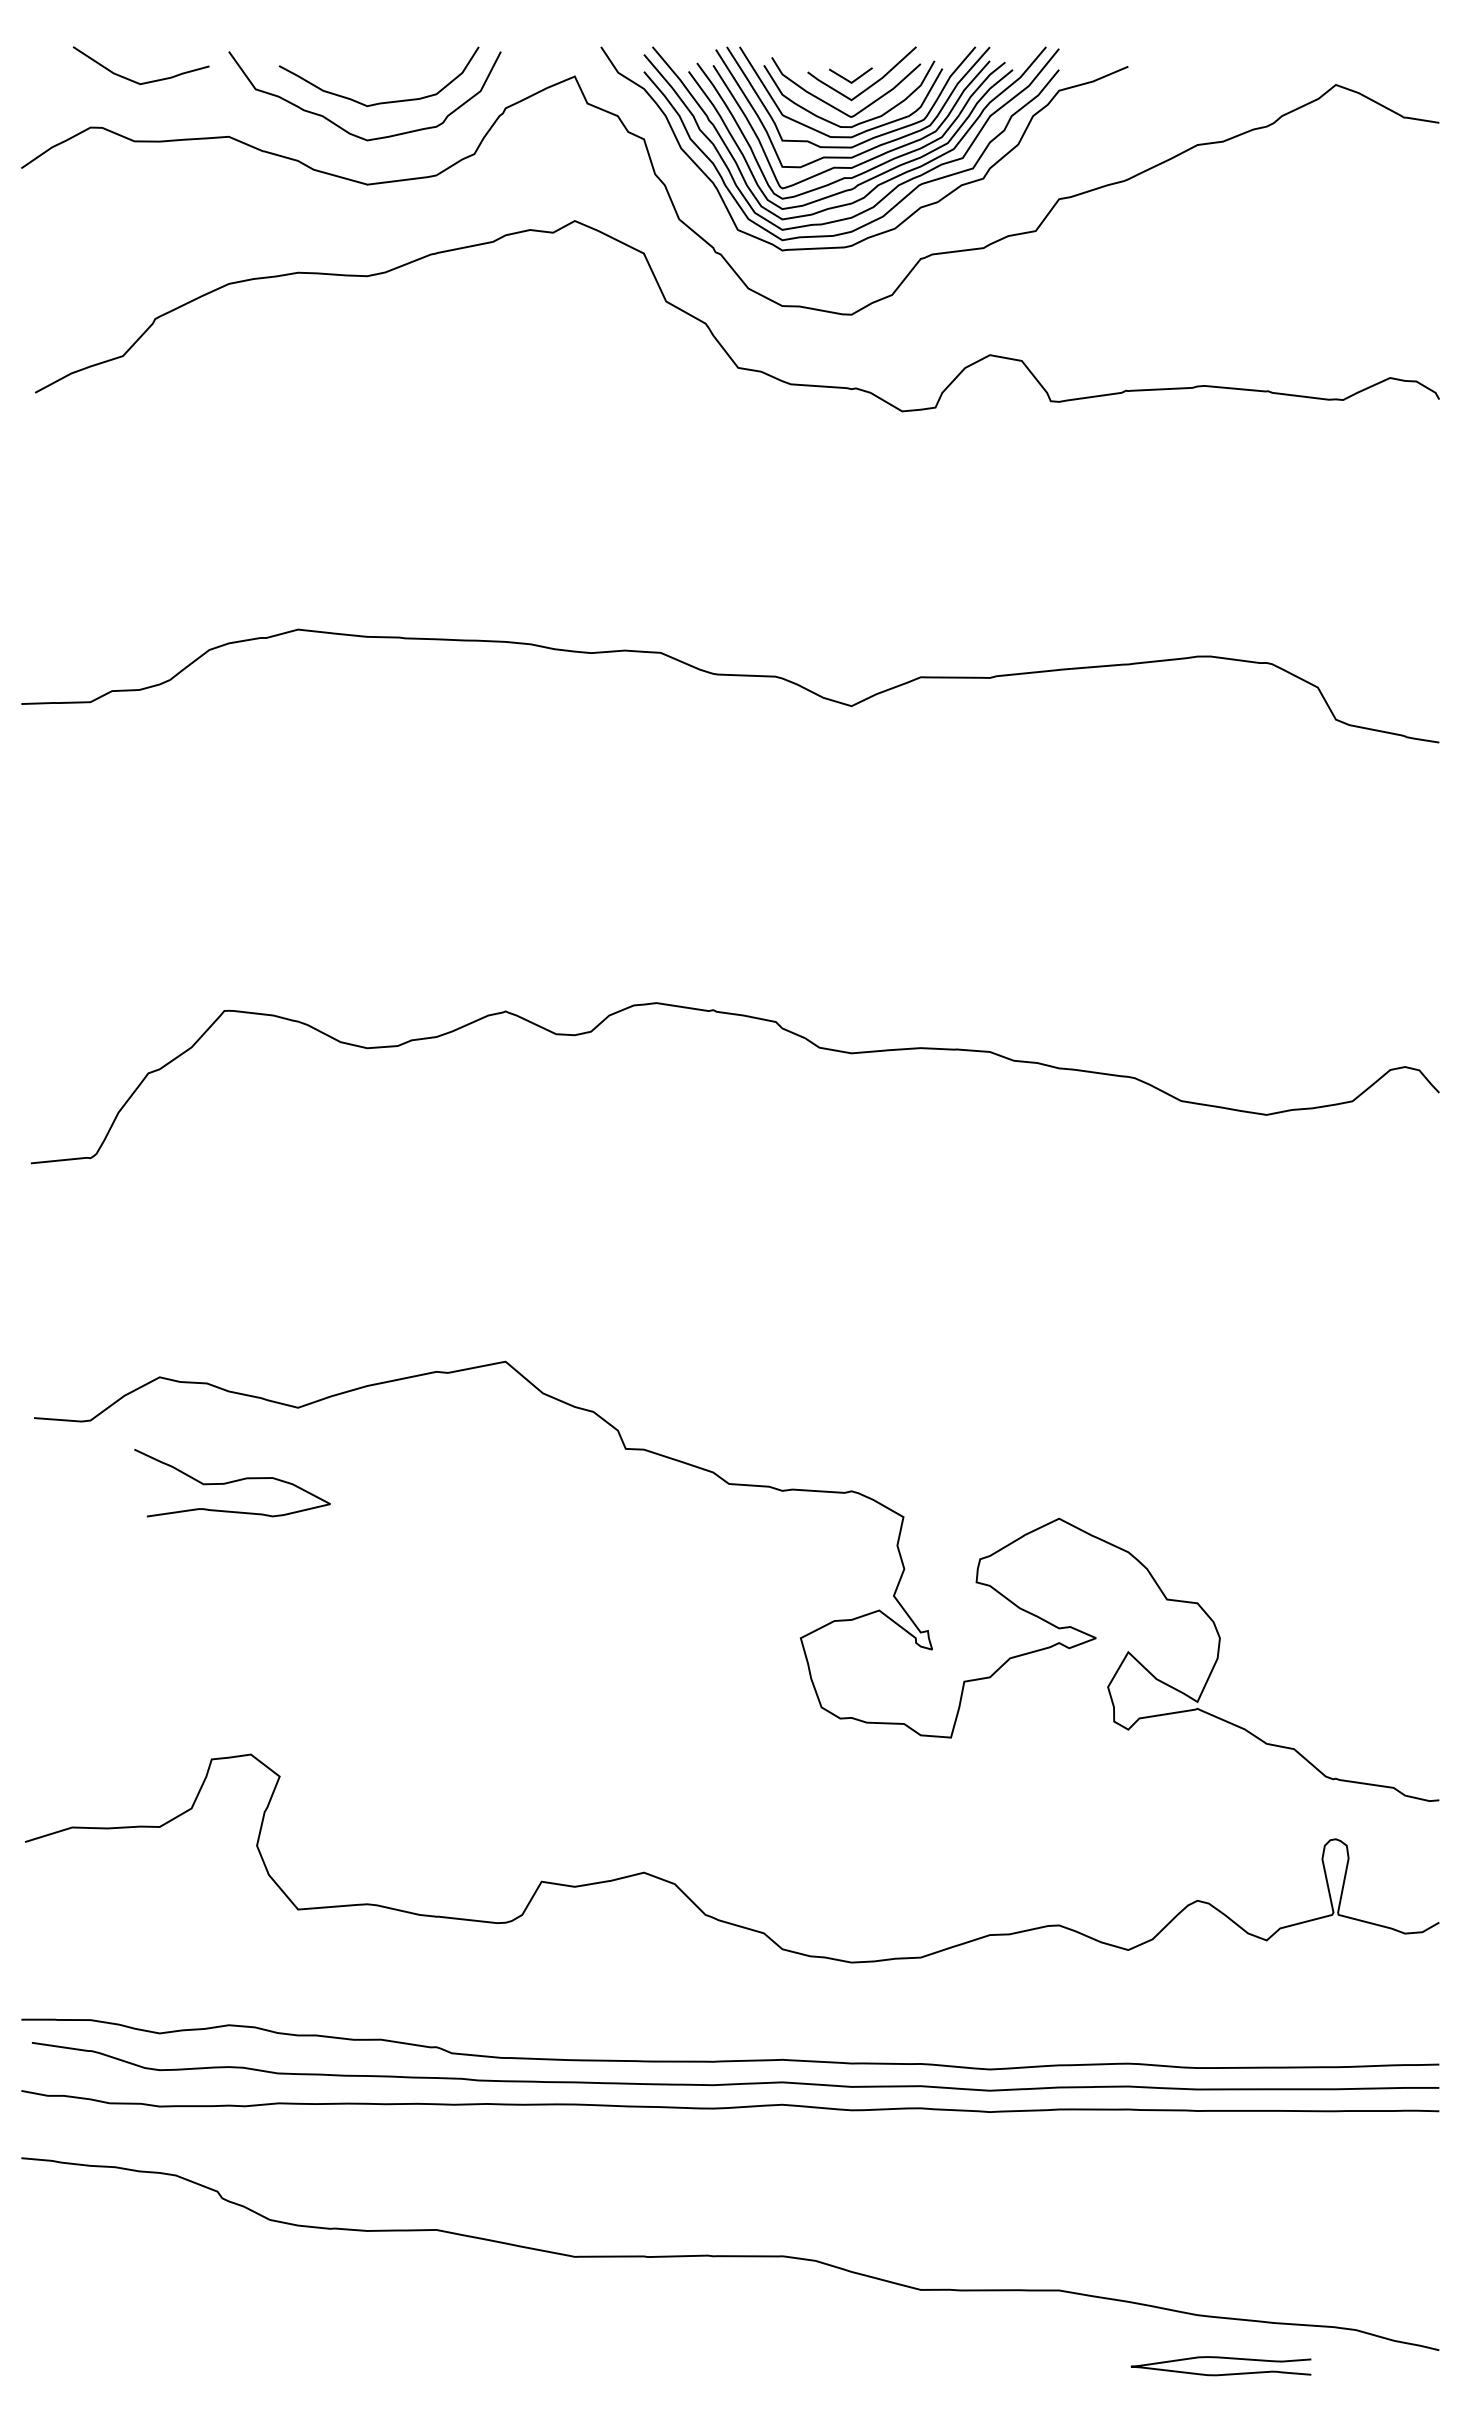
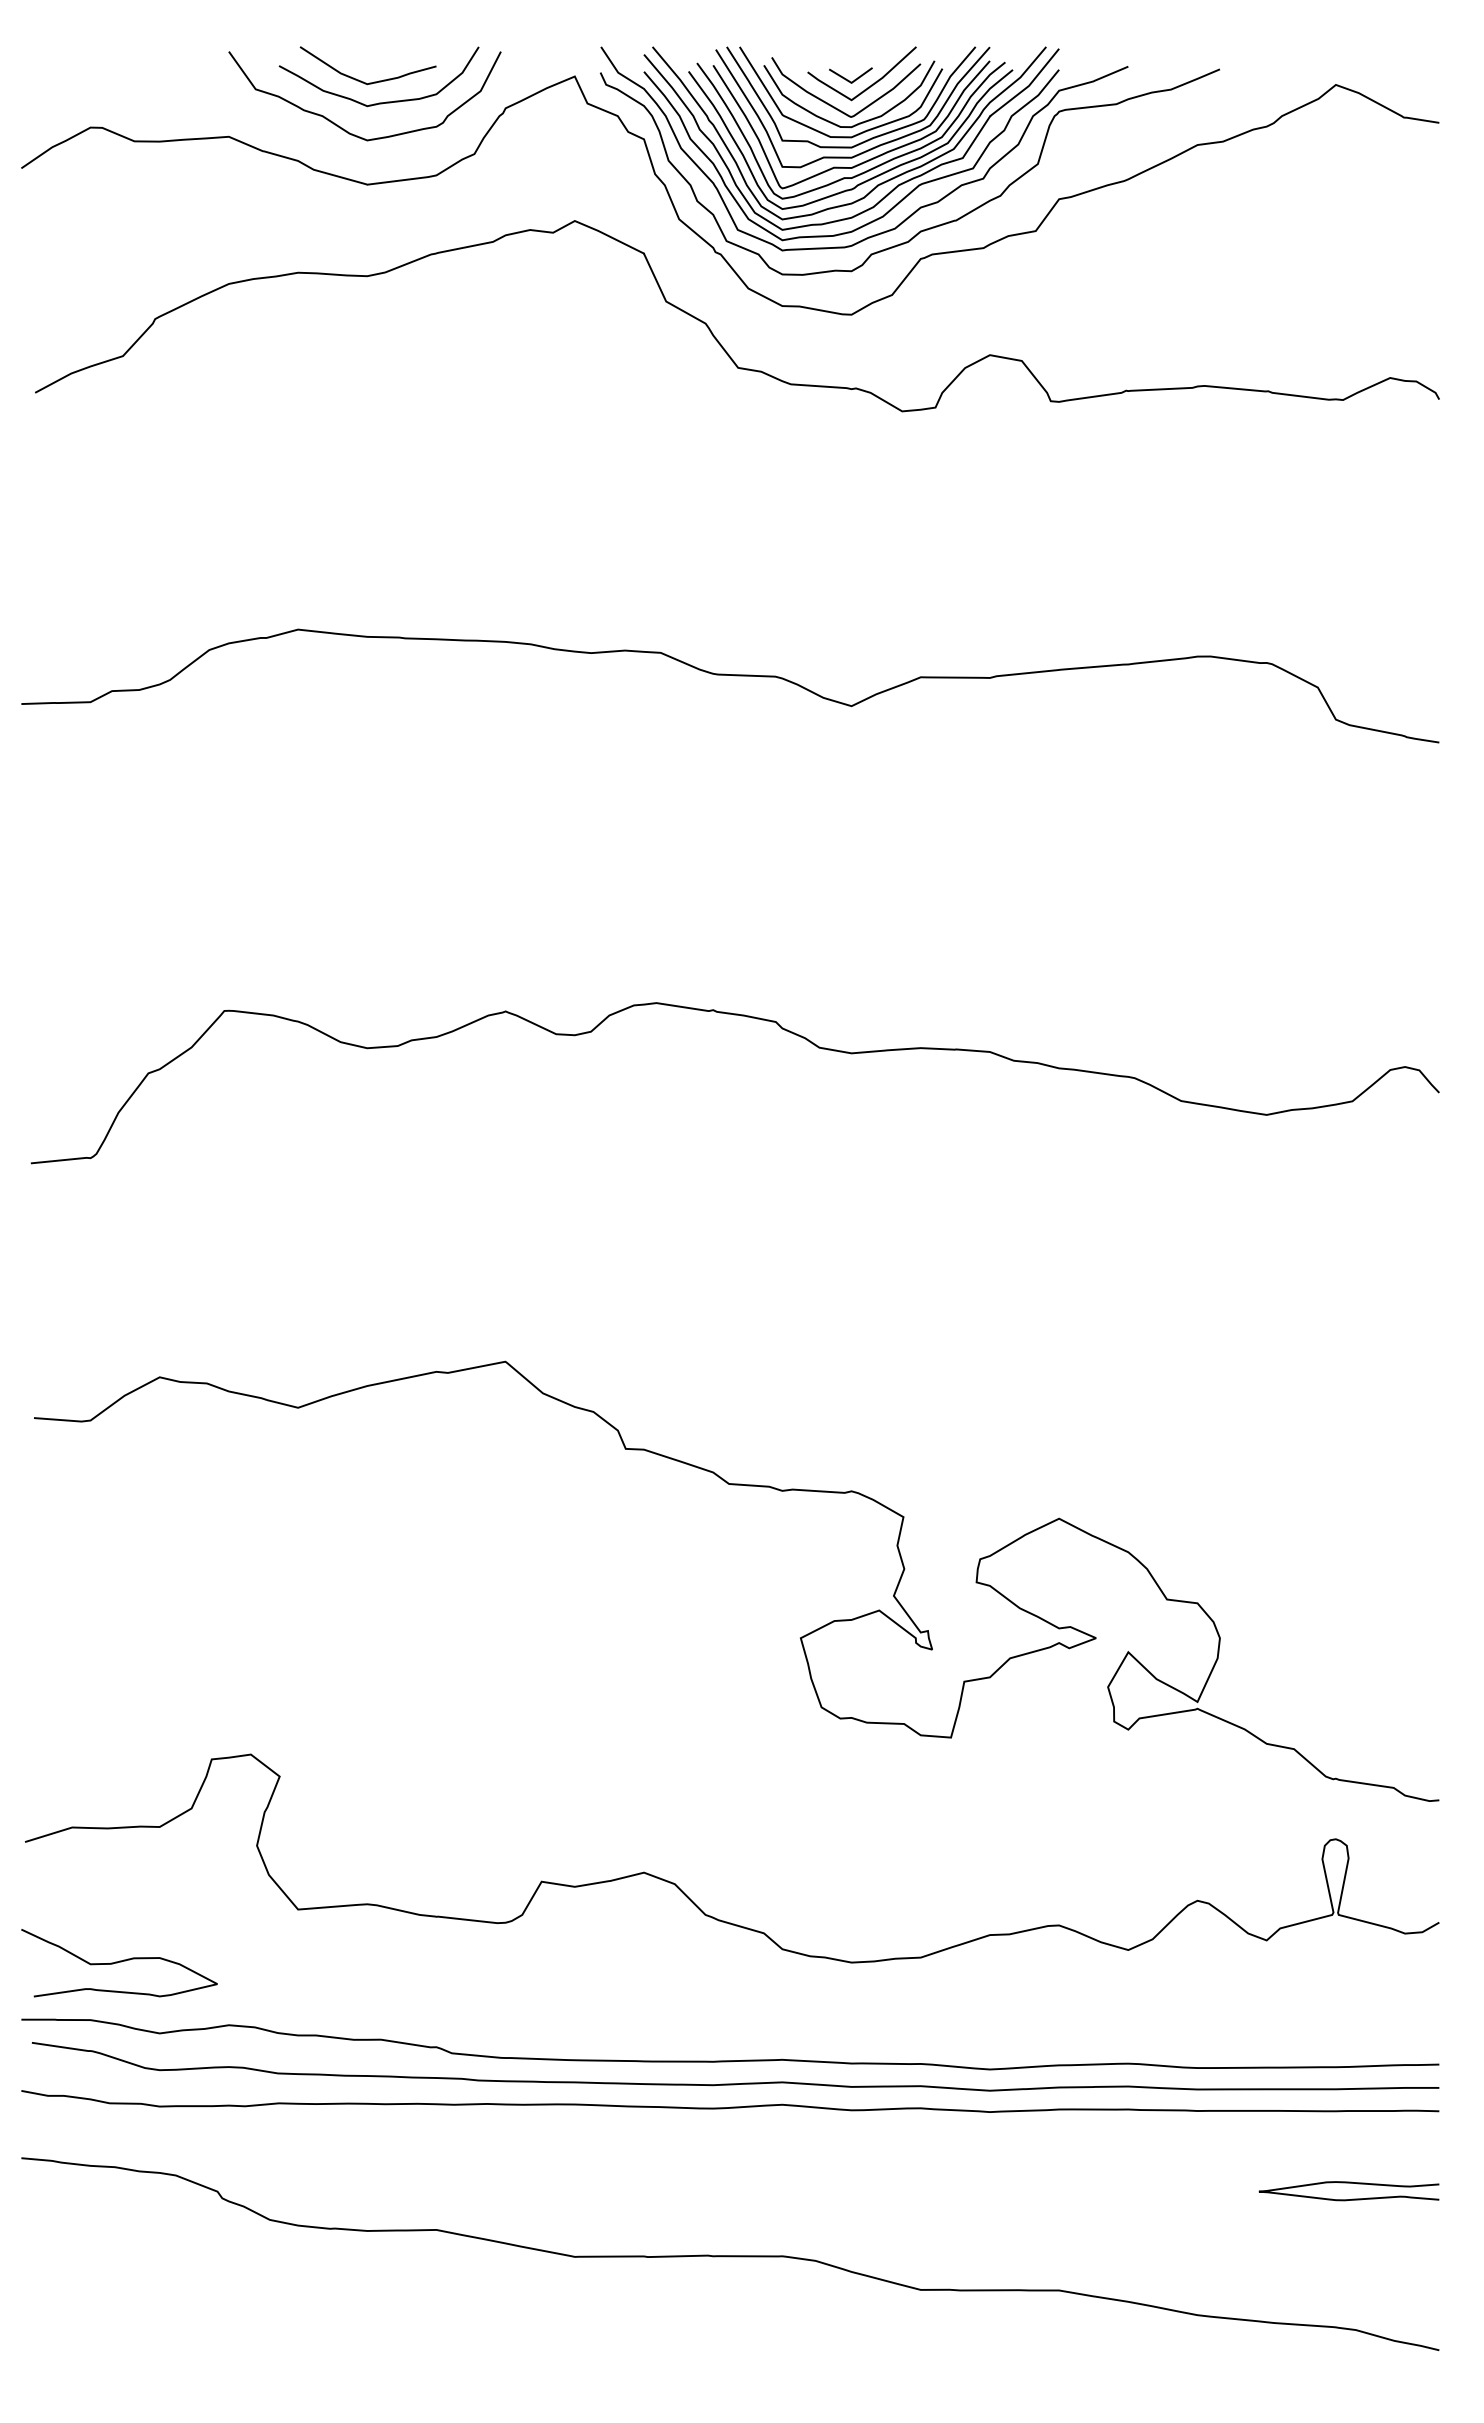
curve position: (134, 80) -> (361, 80) (361, 80)
curve: none -> present (929, 227)
curve position: (232, 1482) -> (119, 1962) (119, 1962)
curve position: (1220, 2358) -> (1348, 2183) (1348, 2183)
